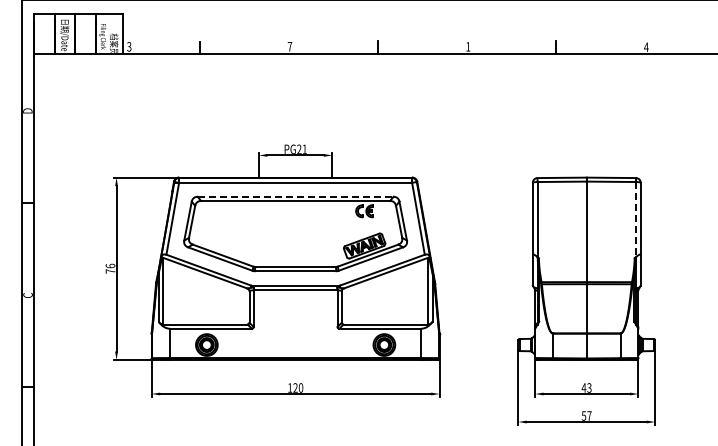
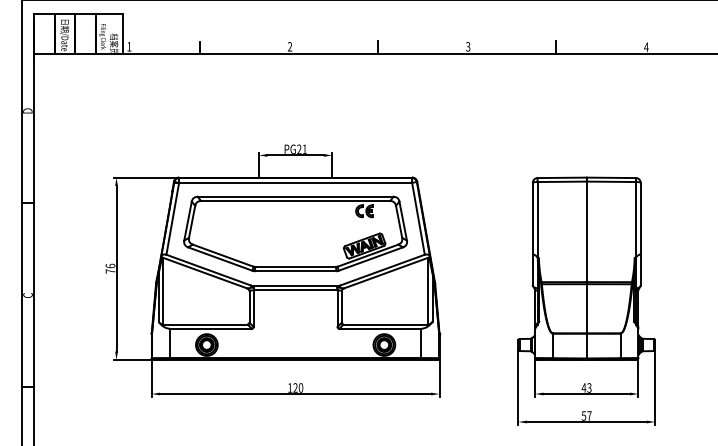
text: 3 -> 1 (129, 46)
text: 7 -> 2 (289, 46)
text: 1 -> 3 (468, 46)
line: dashed -> solid (295, 196)
line: dashed -> solid (635, 219)
